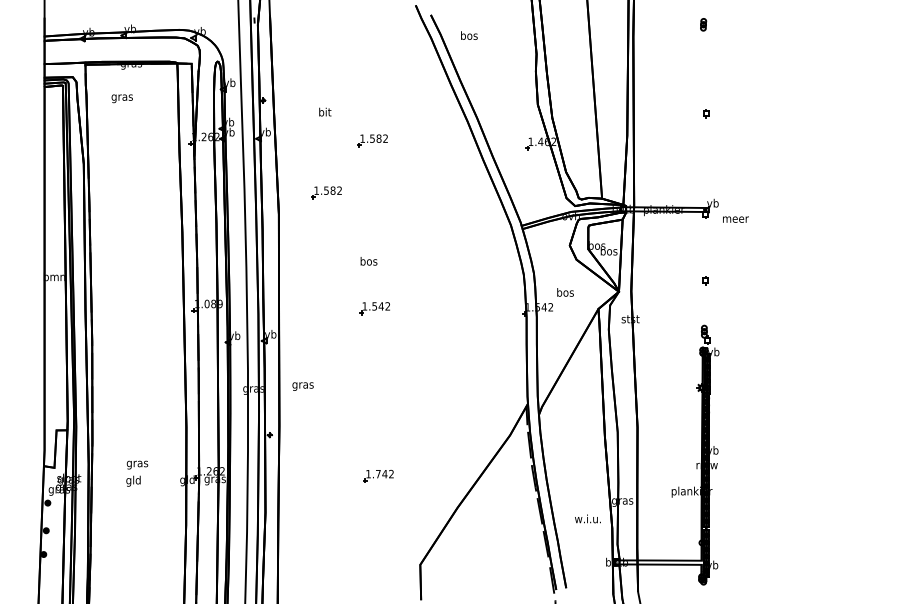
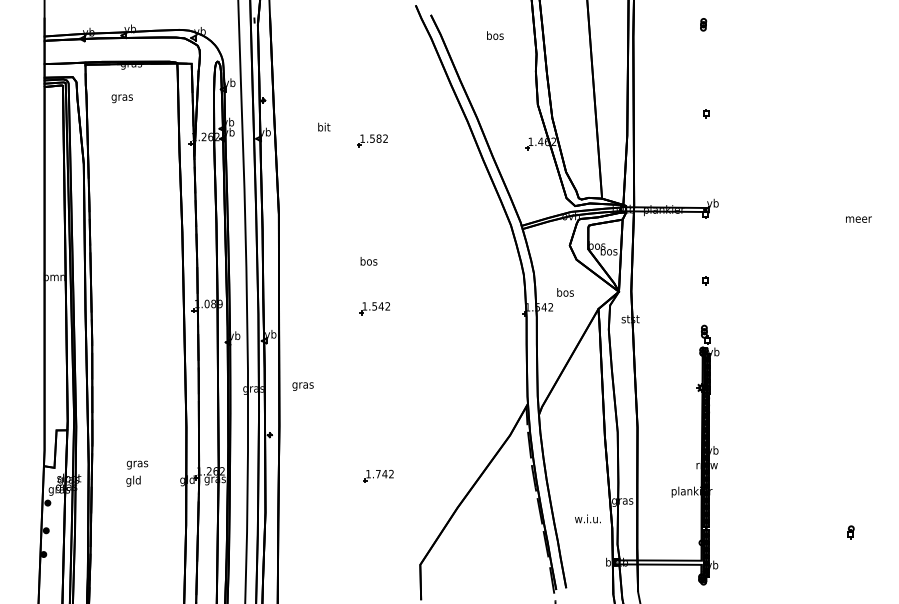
text position: (469, 35) -> (495, 35) (495, 35)
text position: (325, 111) -> (324, 126) (324, 126)
part: present -> none (326, 192)
text position: (735, 219) -> (858, 219) (858, 219)
part: none -> present (850, 532)
